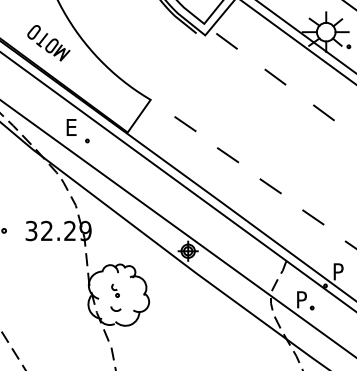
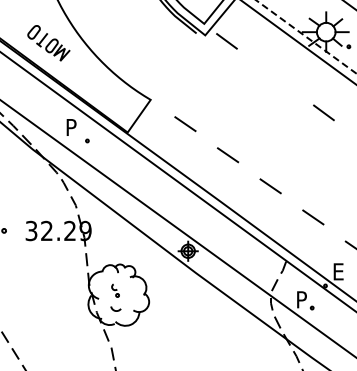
line: solid -> dashed (306, 37)
line: present -> none (275, 76)
text: E -> P (72, 127)
text: P -> E (339, 271)
